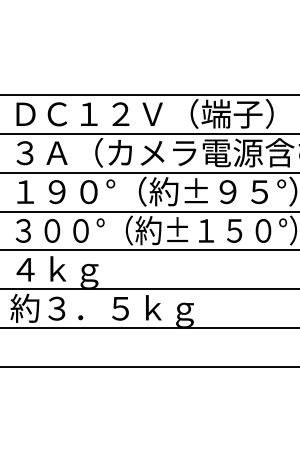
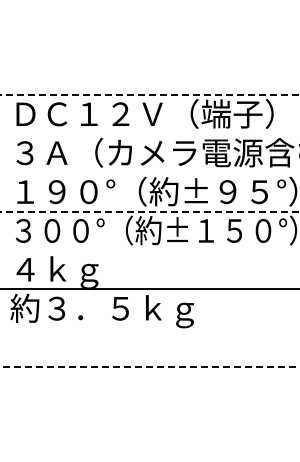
line: solid -> dashed (150, 94)
line: present -> none (149, 133)
line: present -> none (149, 172)
line: solid -> dashed (150, 211)
line: present -> none (149, 250)
line: present -> none (149, 328)
line: solid -> dashed (149, 367)
